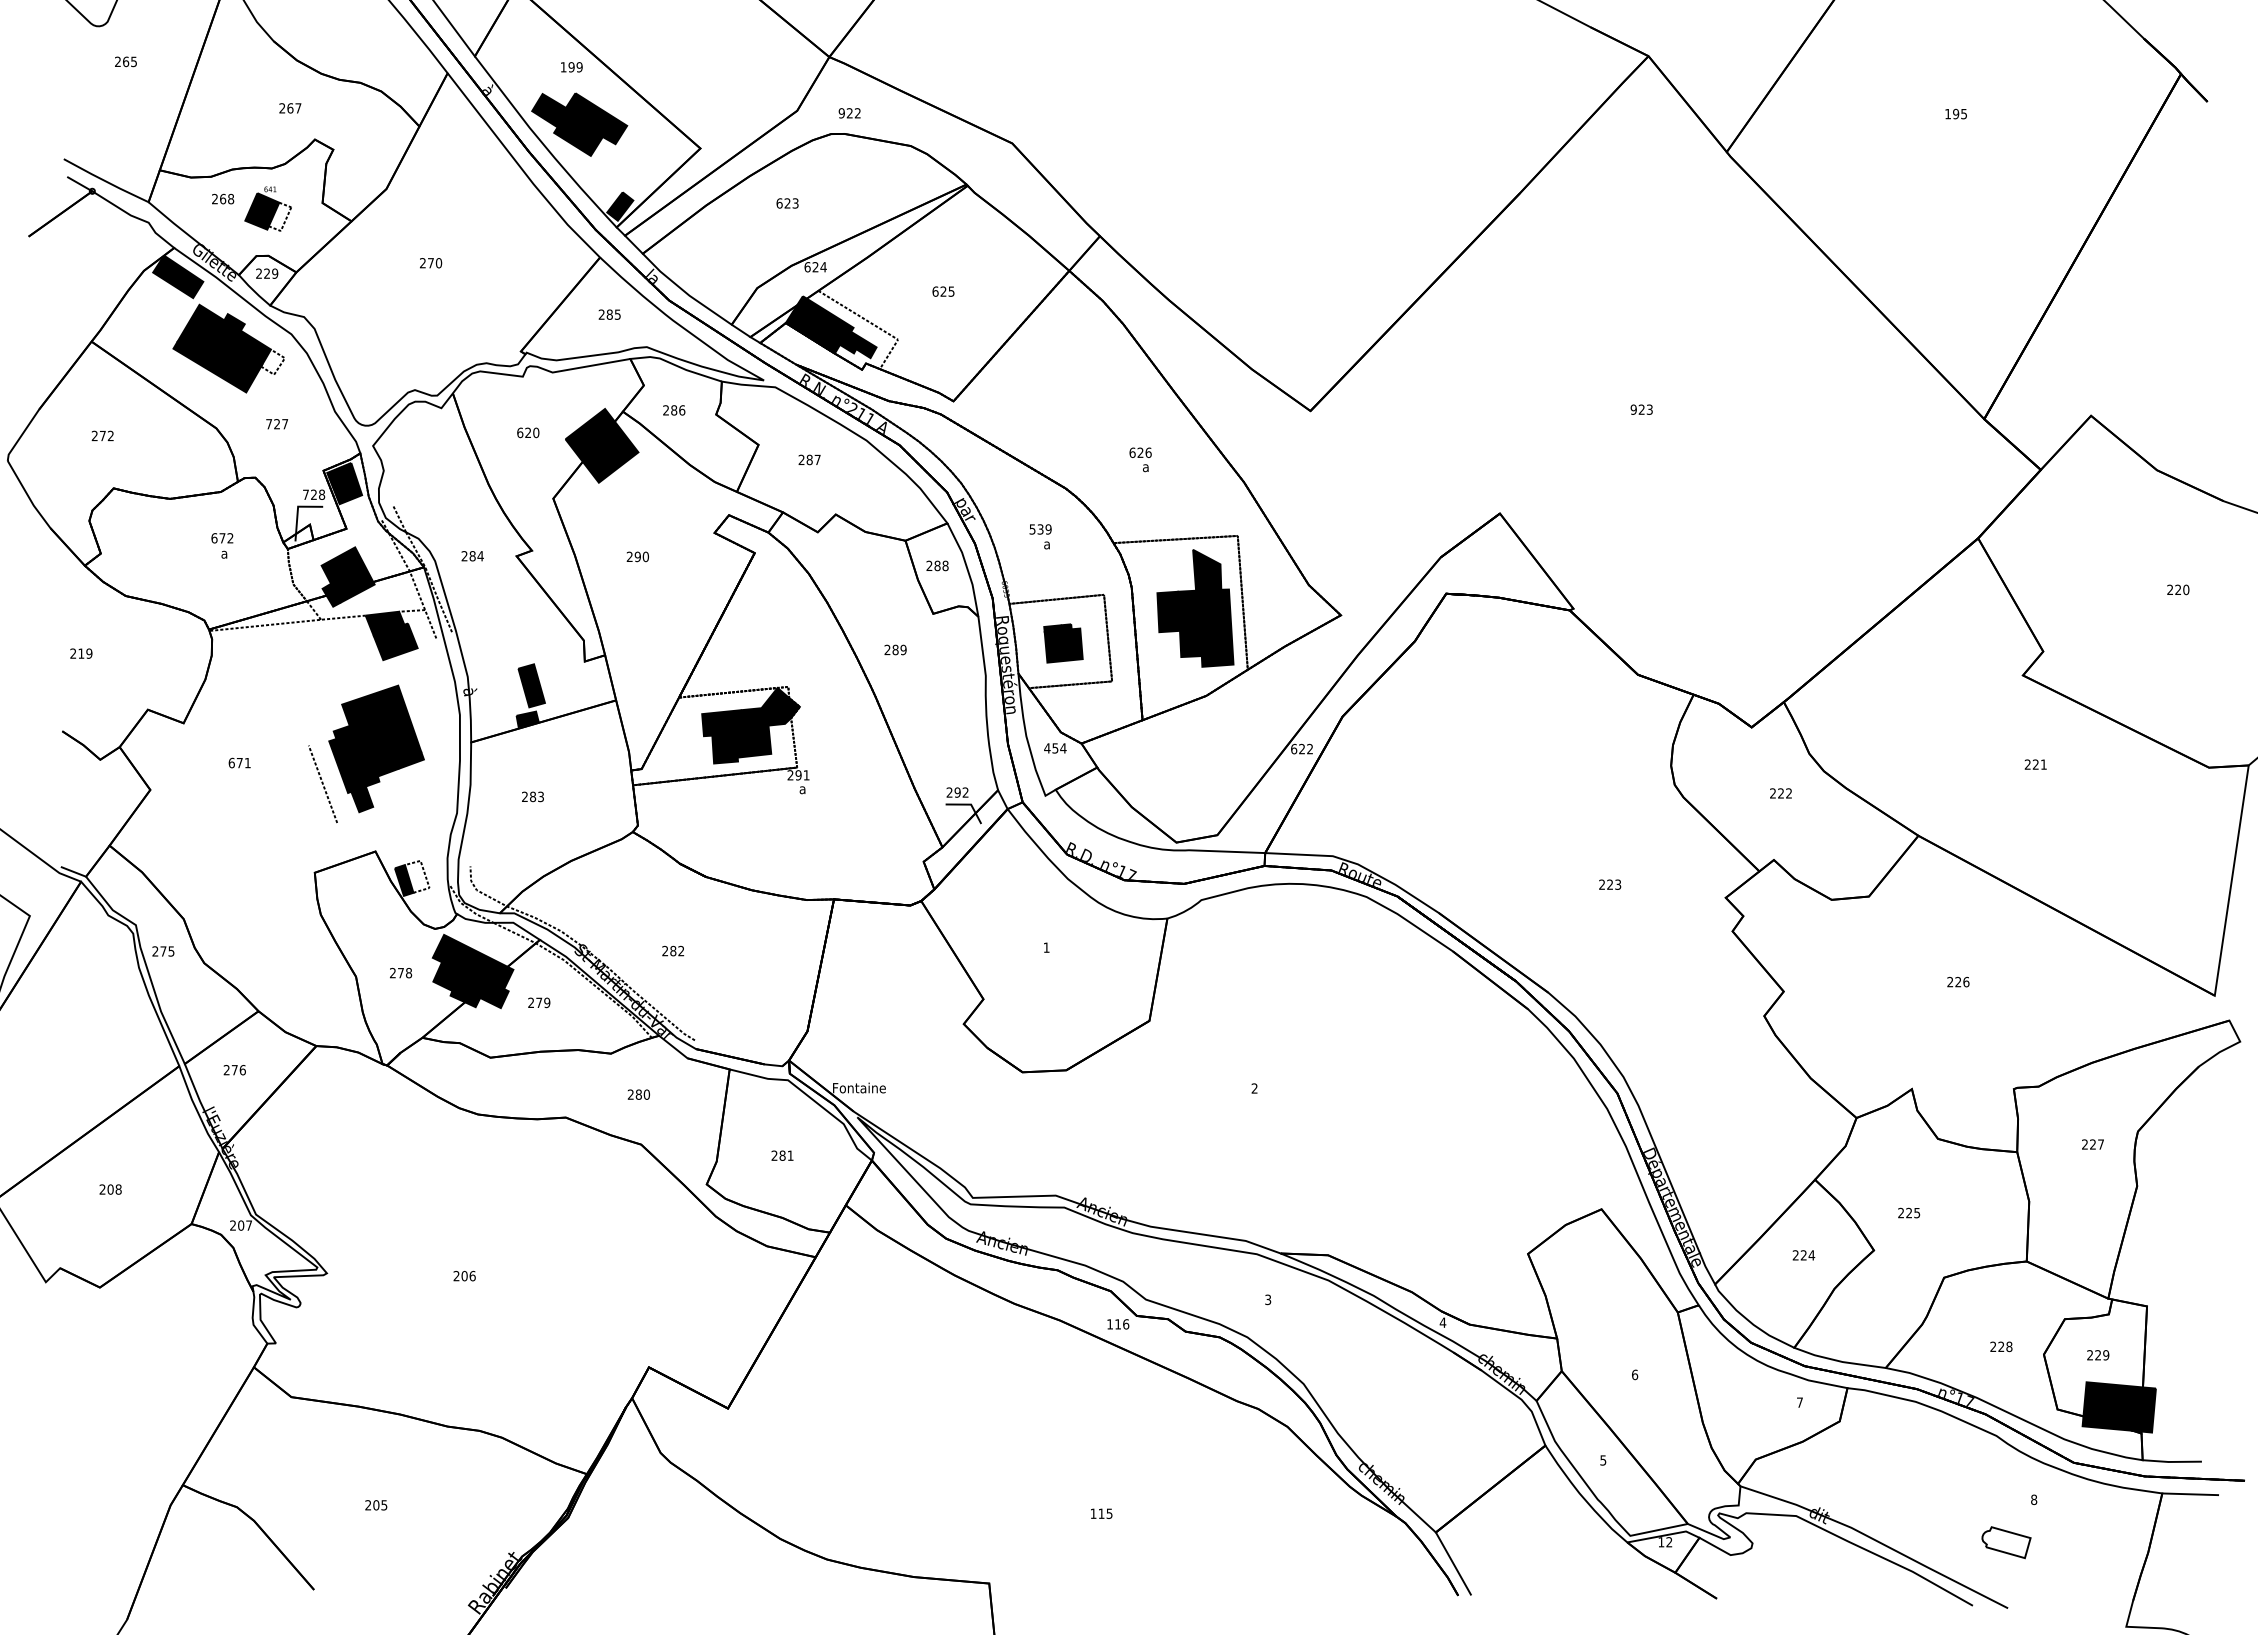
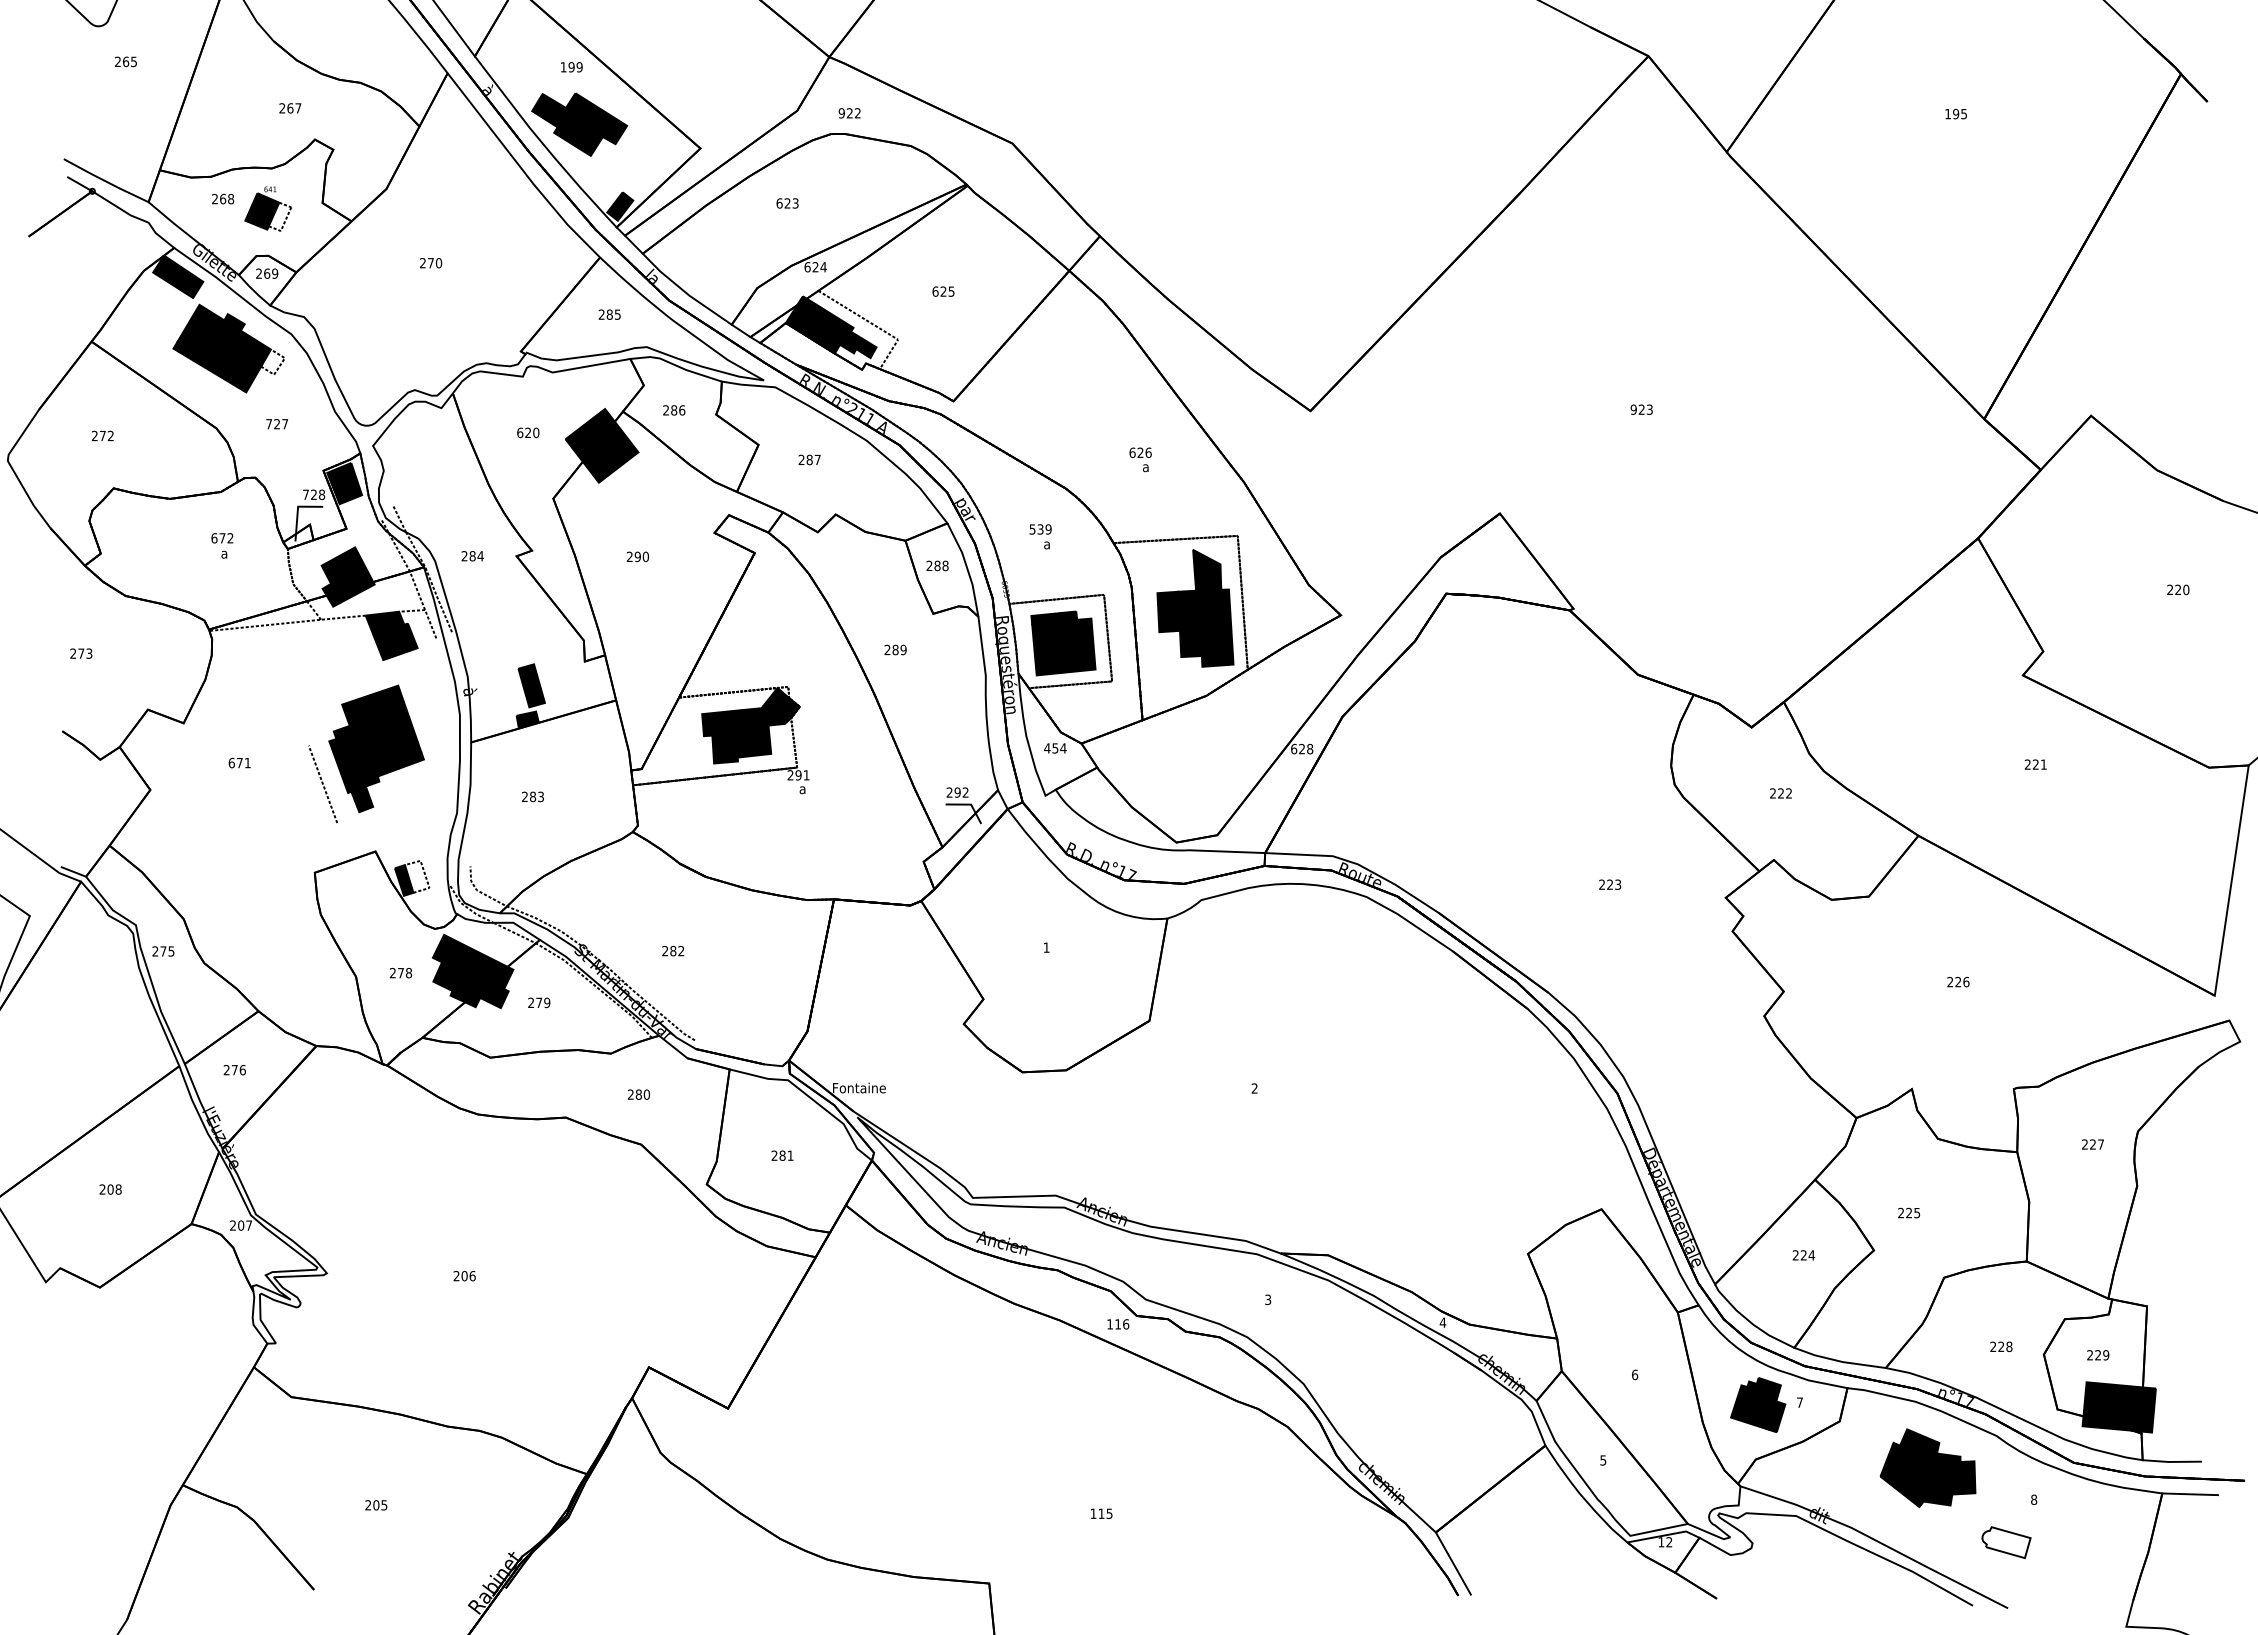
text: 229 -> 269 (267, 273)
part size: 41x41 px -> 67x67 px (1063, 643)
text: 219 -> 273 (85, 653)
text: 622 -> 628 (1310, 749)
part: none -> present (1758, 1404)
part: none -> present (1927, 1468)
